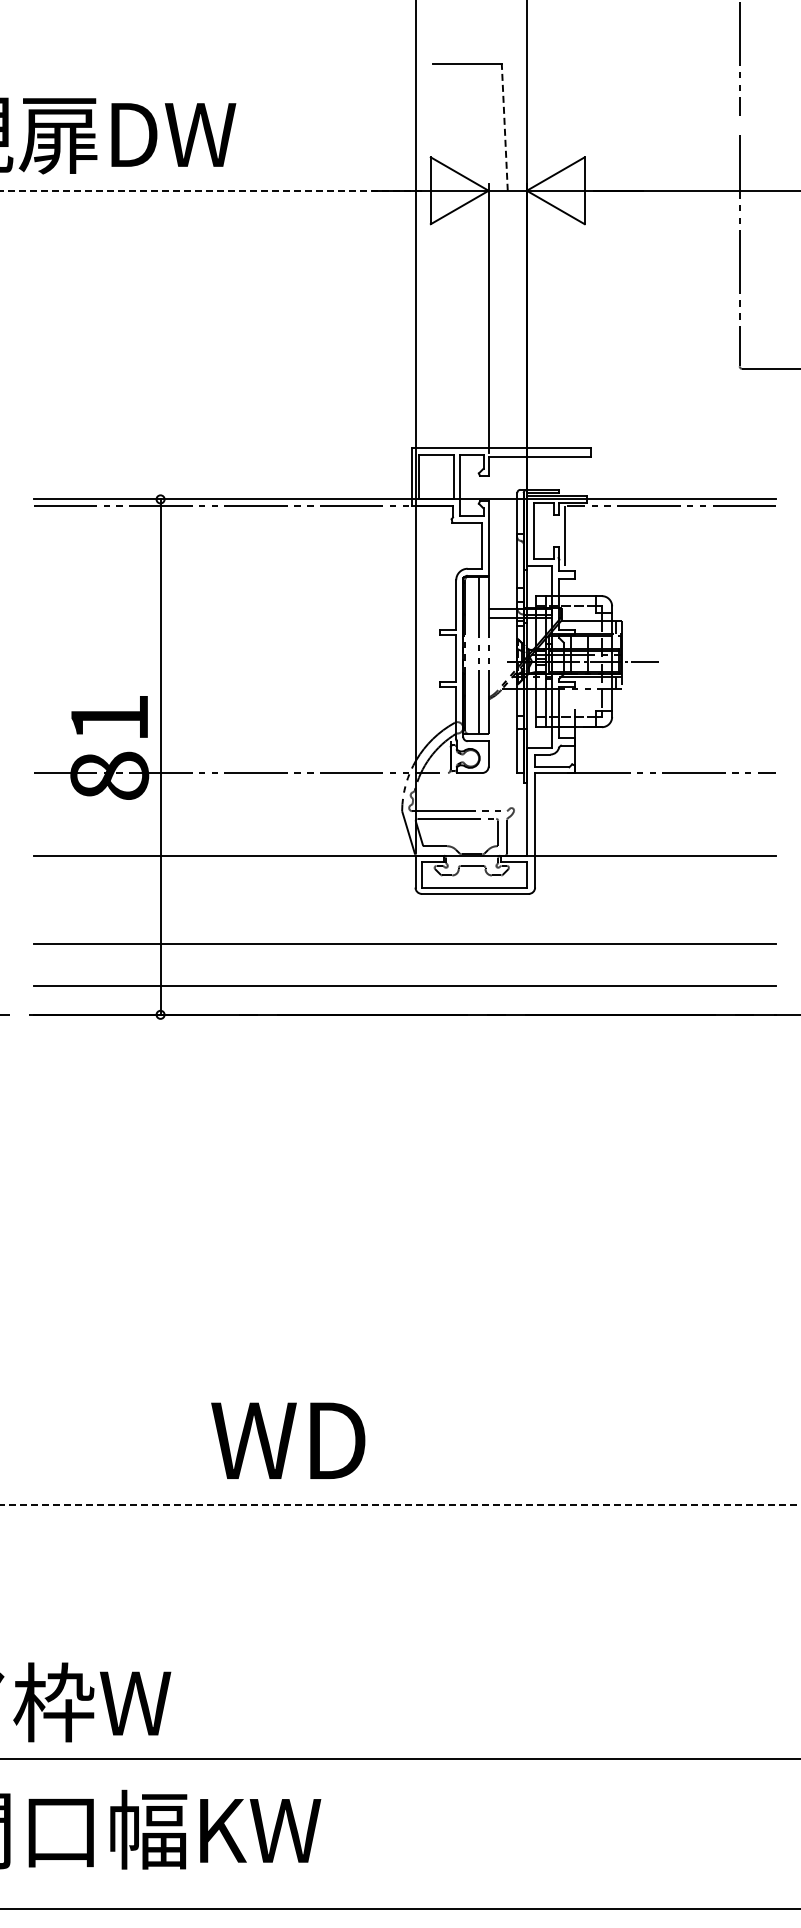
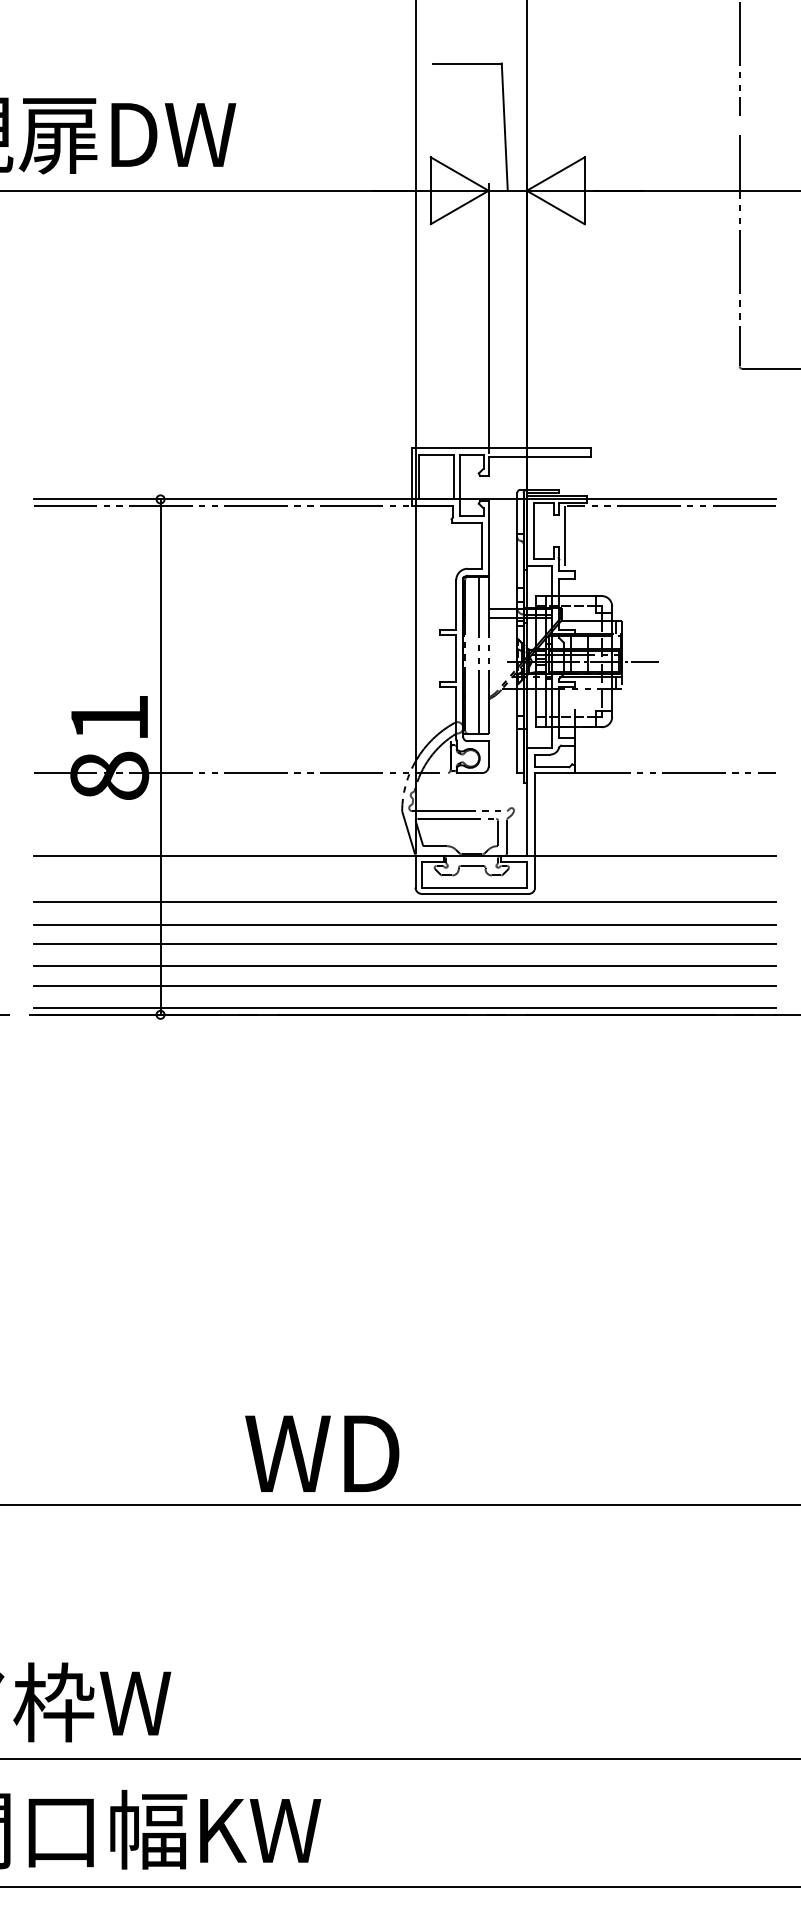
line: dashed -> solid (504, 127)
line: dashed -> solid (211, 190)
line: none -> present (404, 902)
line: none -> present (404, 925)
line: none -> present (404, 966)
line: none -> present (404, 1008)
text position: (288, 1440) -> (322, 1453) (322, 1453)
line: dashed -> solid (400, 1504)
line position: (399, 1908) -> (399, 1886) (399, 1886)
